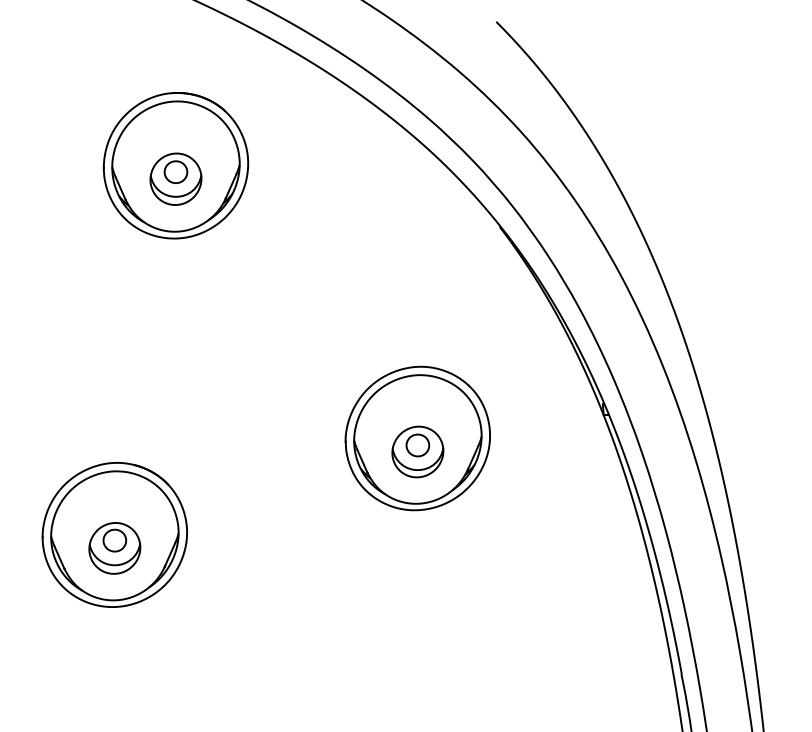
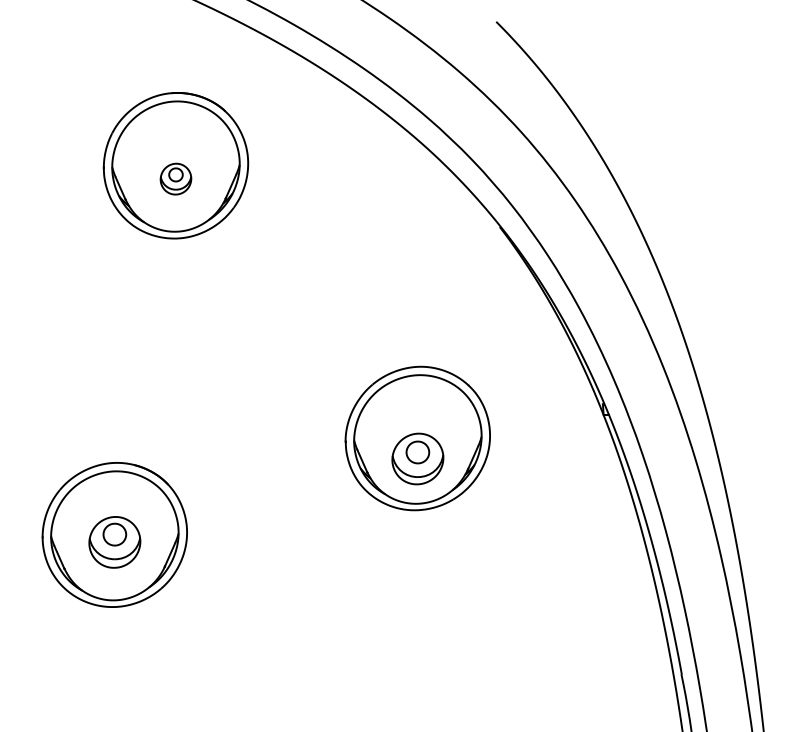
part size: 54x54 px -> 34x34 px (175, 178)
part position: (417, 451) -> (417, 458) (417, 458)
part position: (114, 548) -> (114, 542) (114, 542)
